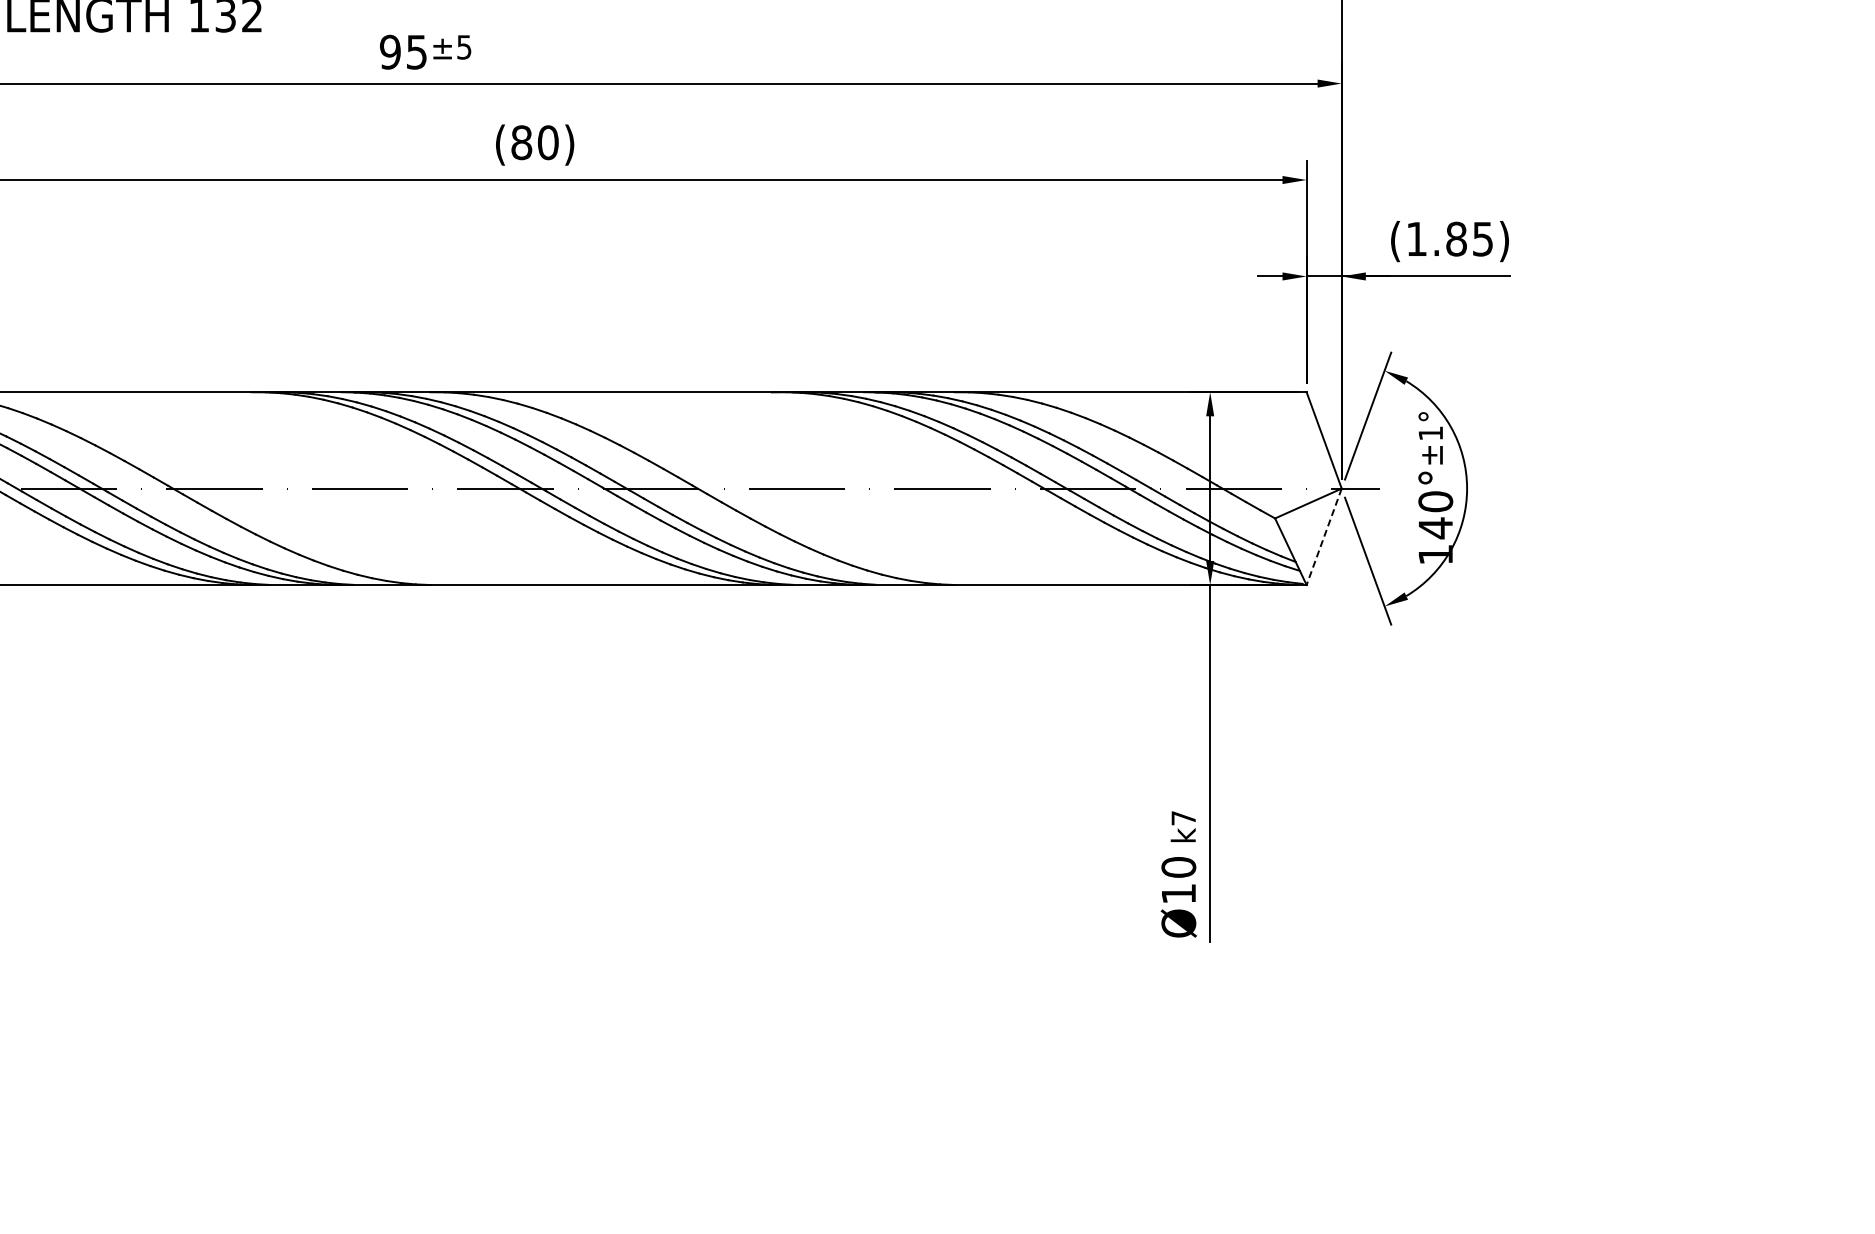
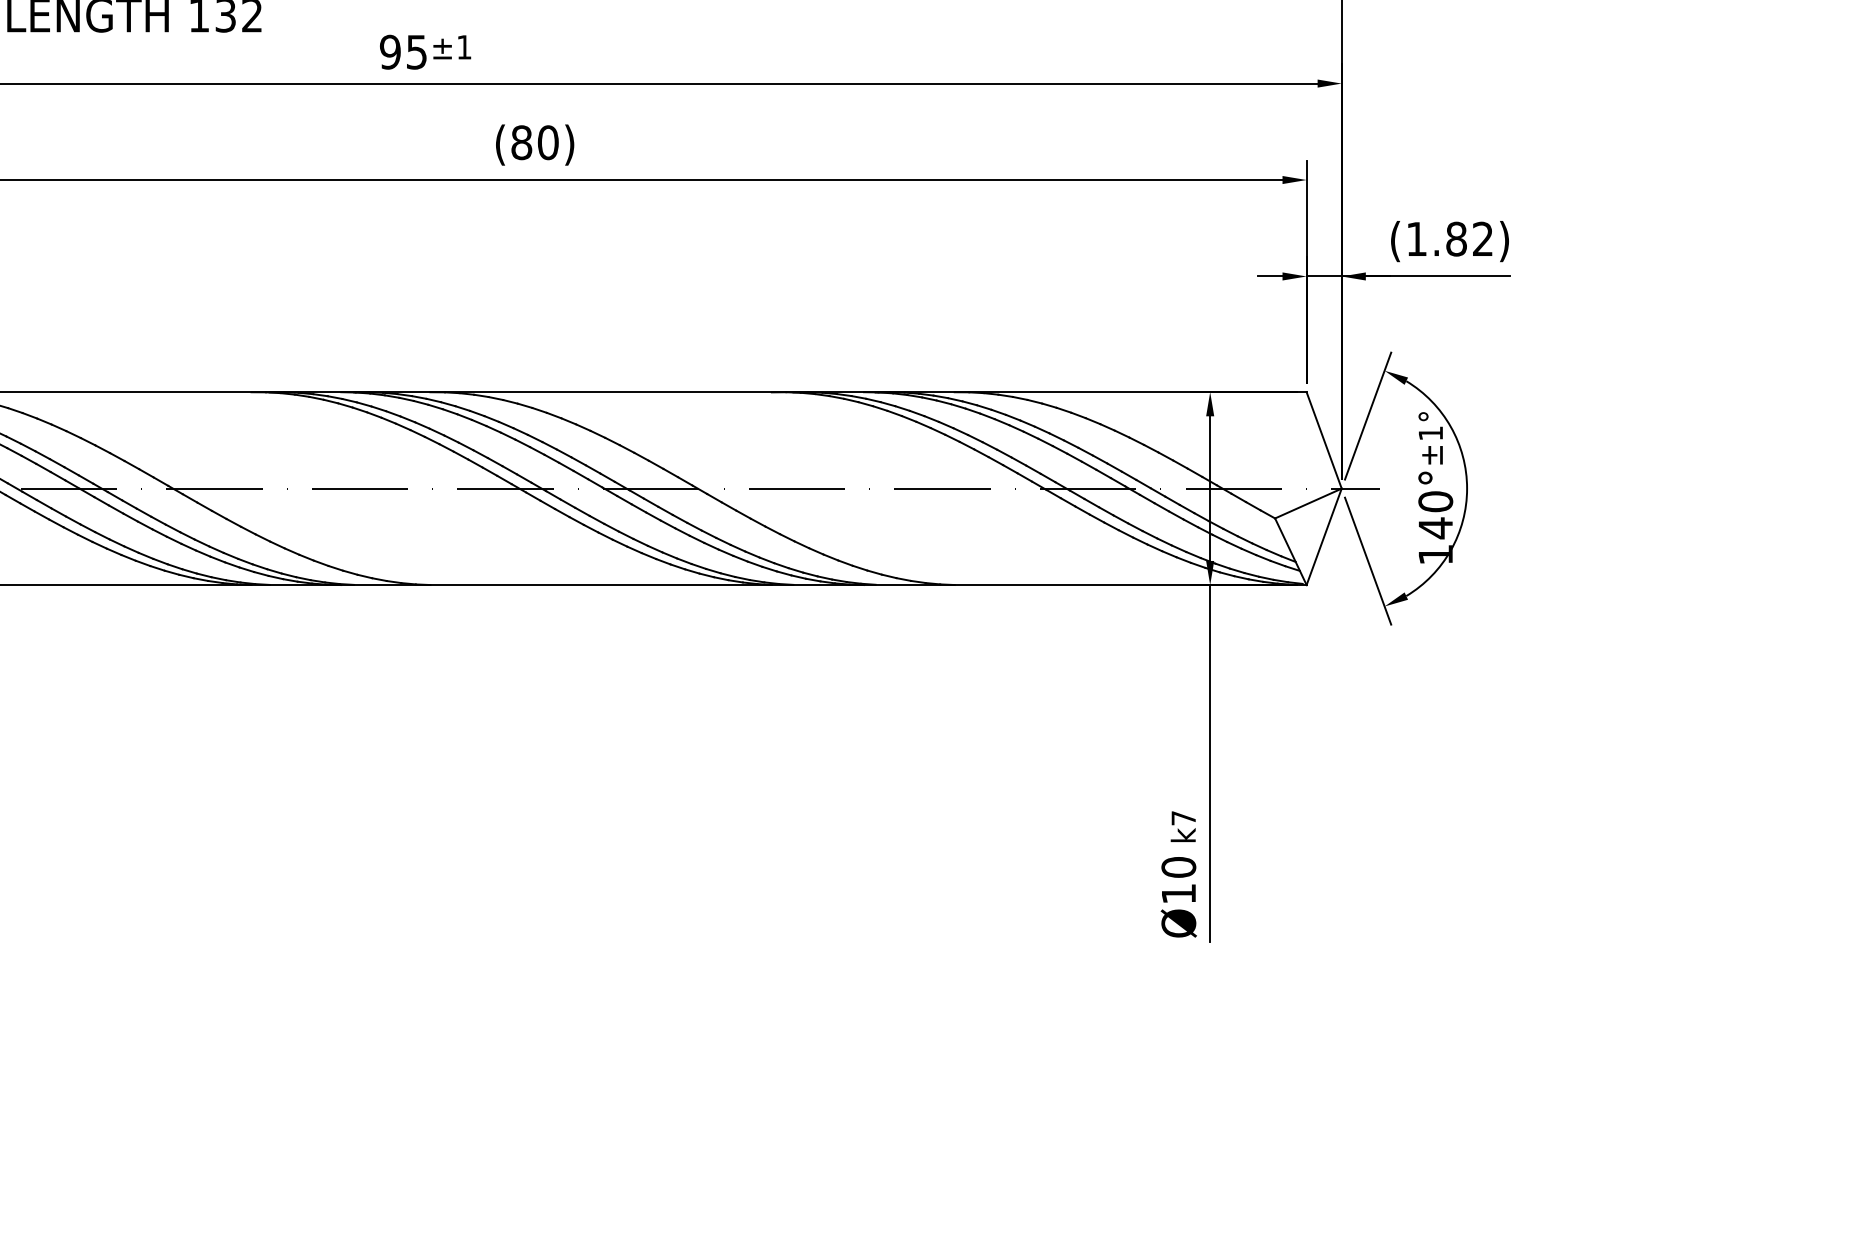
text: ±5 -> ±1 (464, 47)
text: (1.85) -> (1.82) (1482, 238)
line: dashed -> solid (1324, 537)
